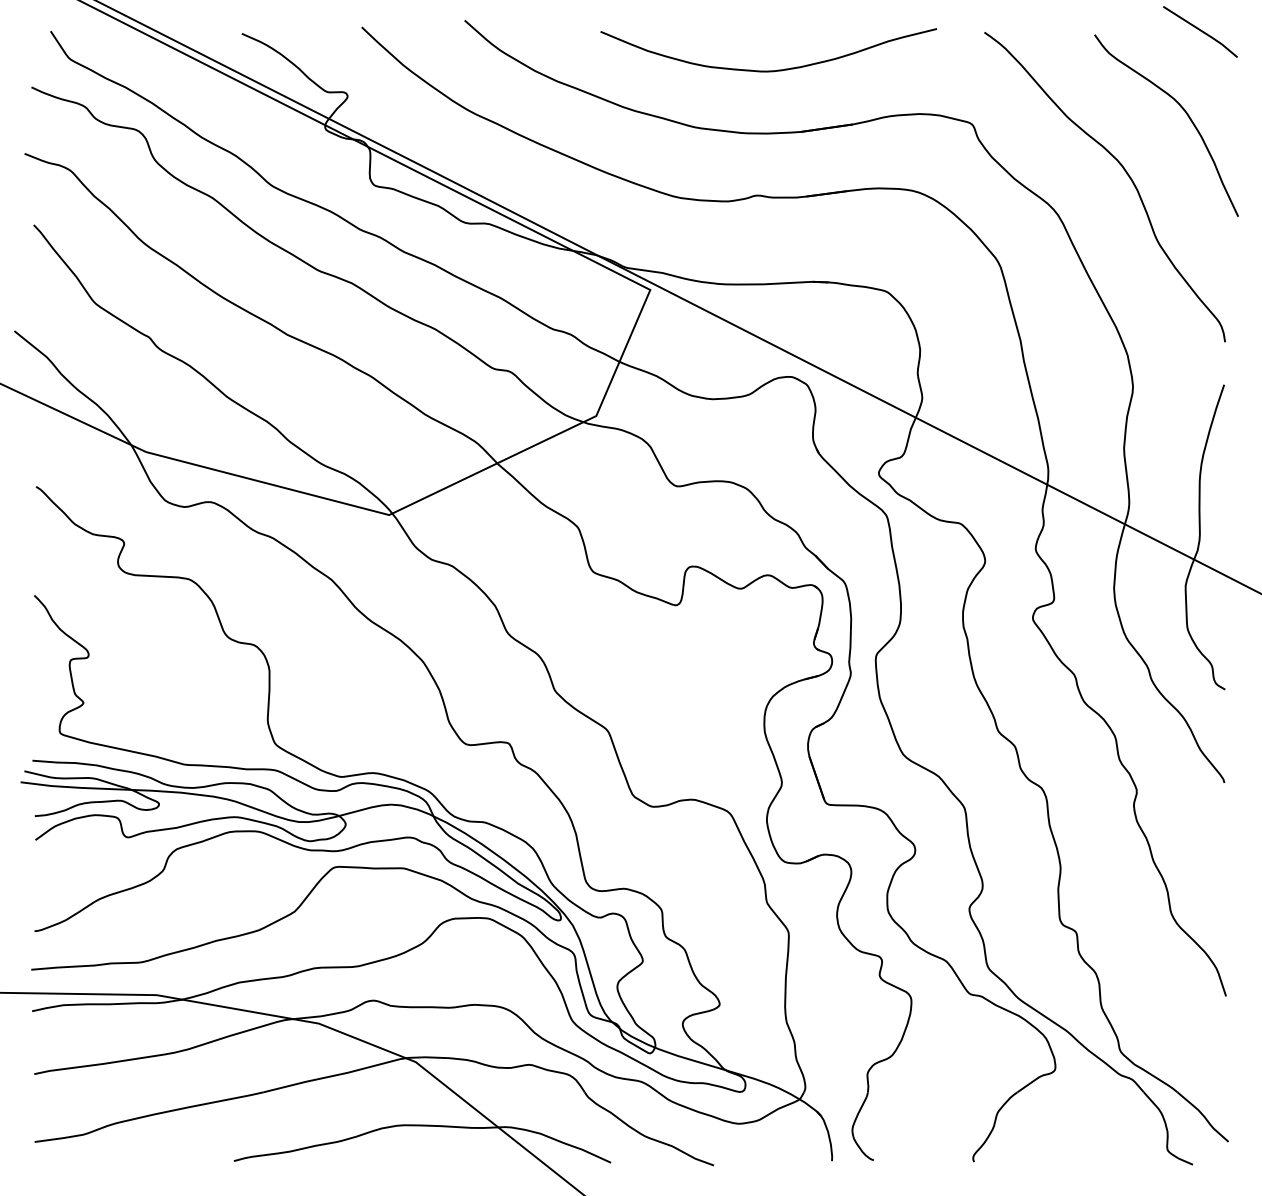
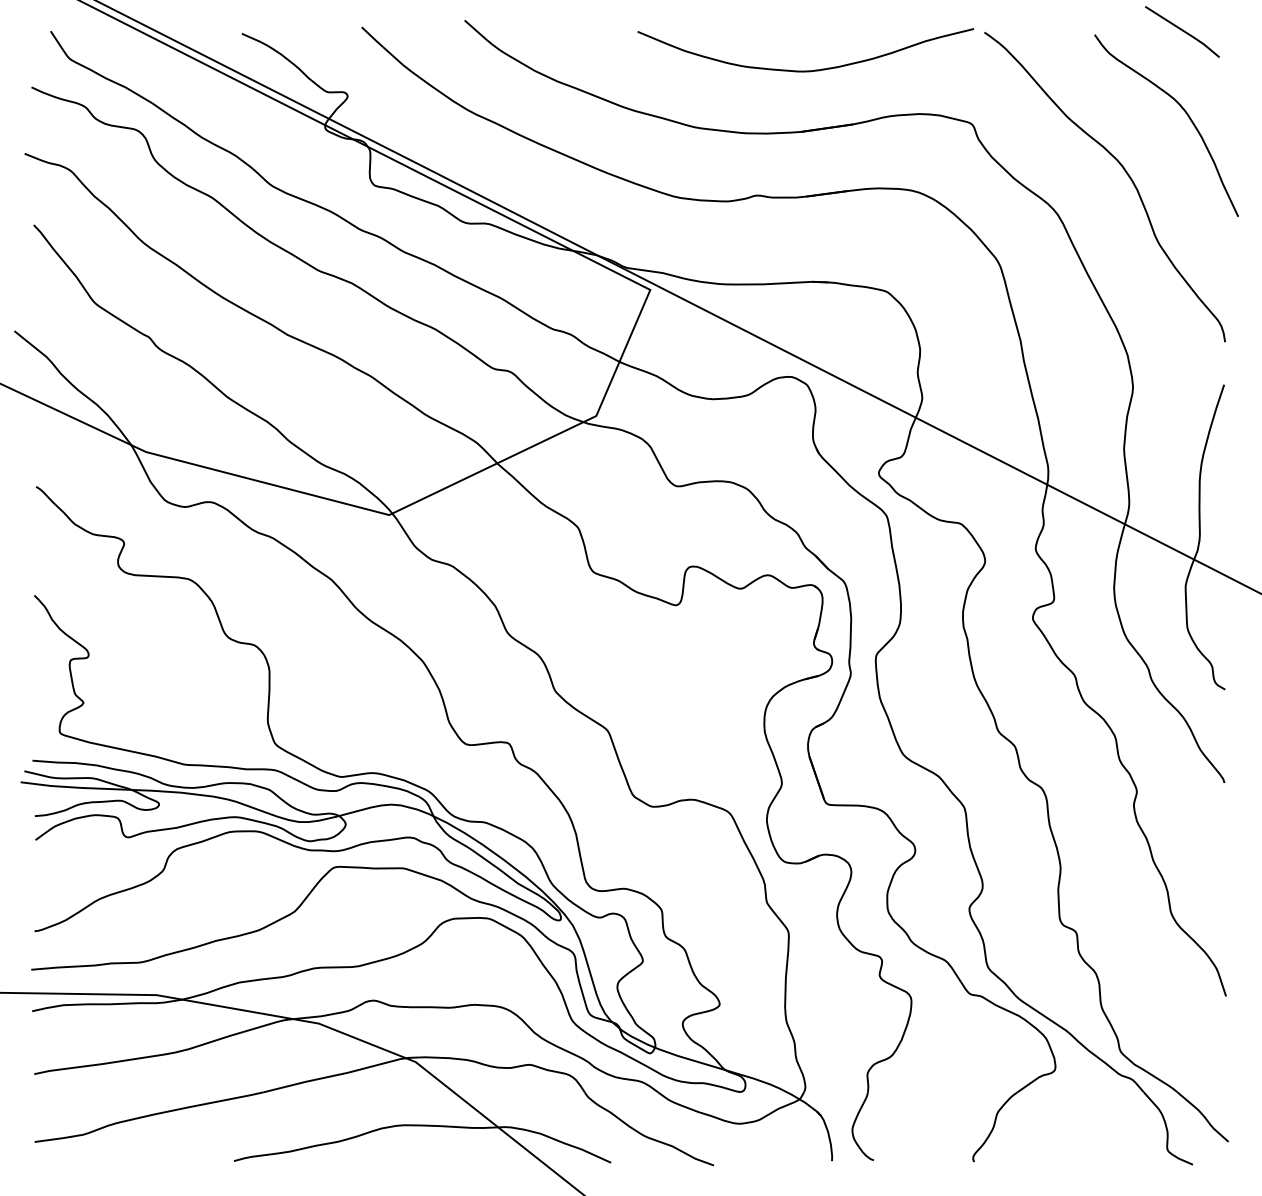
line position: (1200, 31) -> (1182, 31) (1182, 31)
curve position: (768, 70) -> (805, 70) (805, 70)
